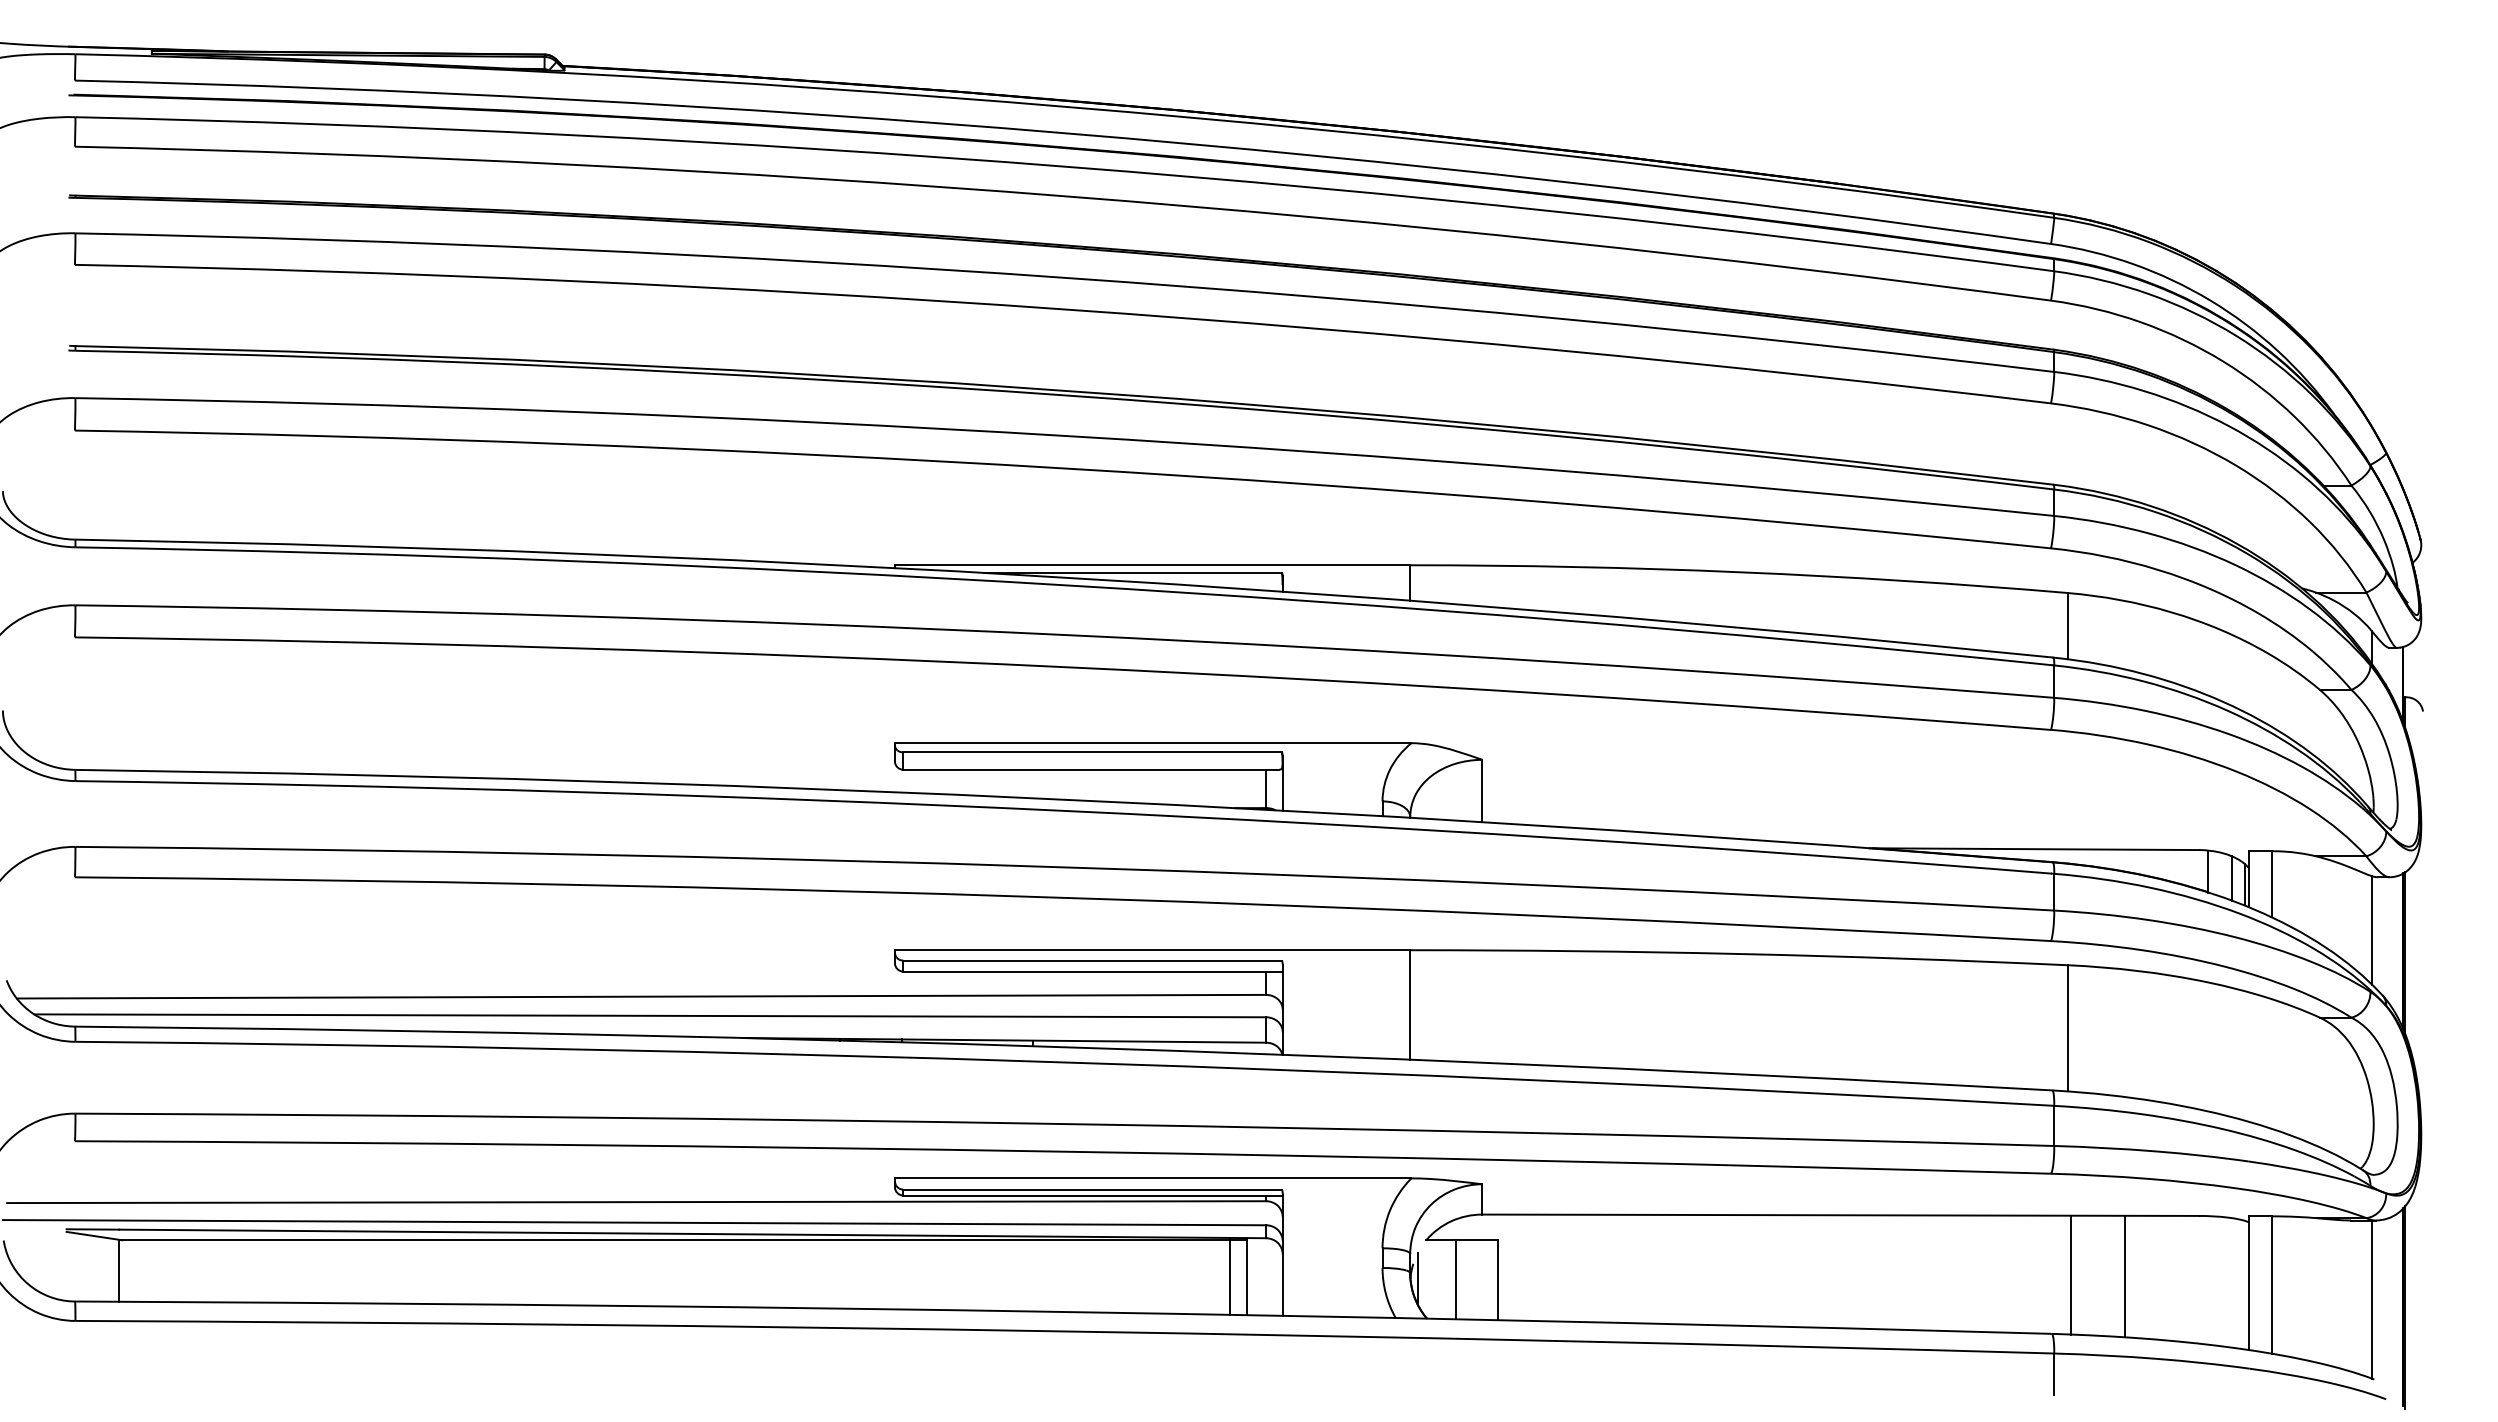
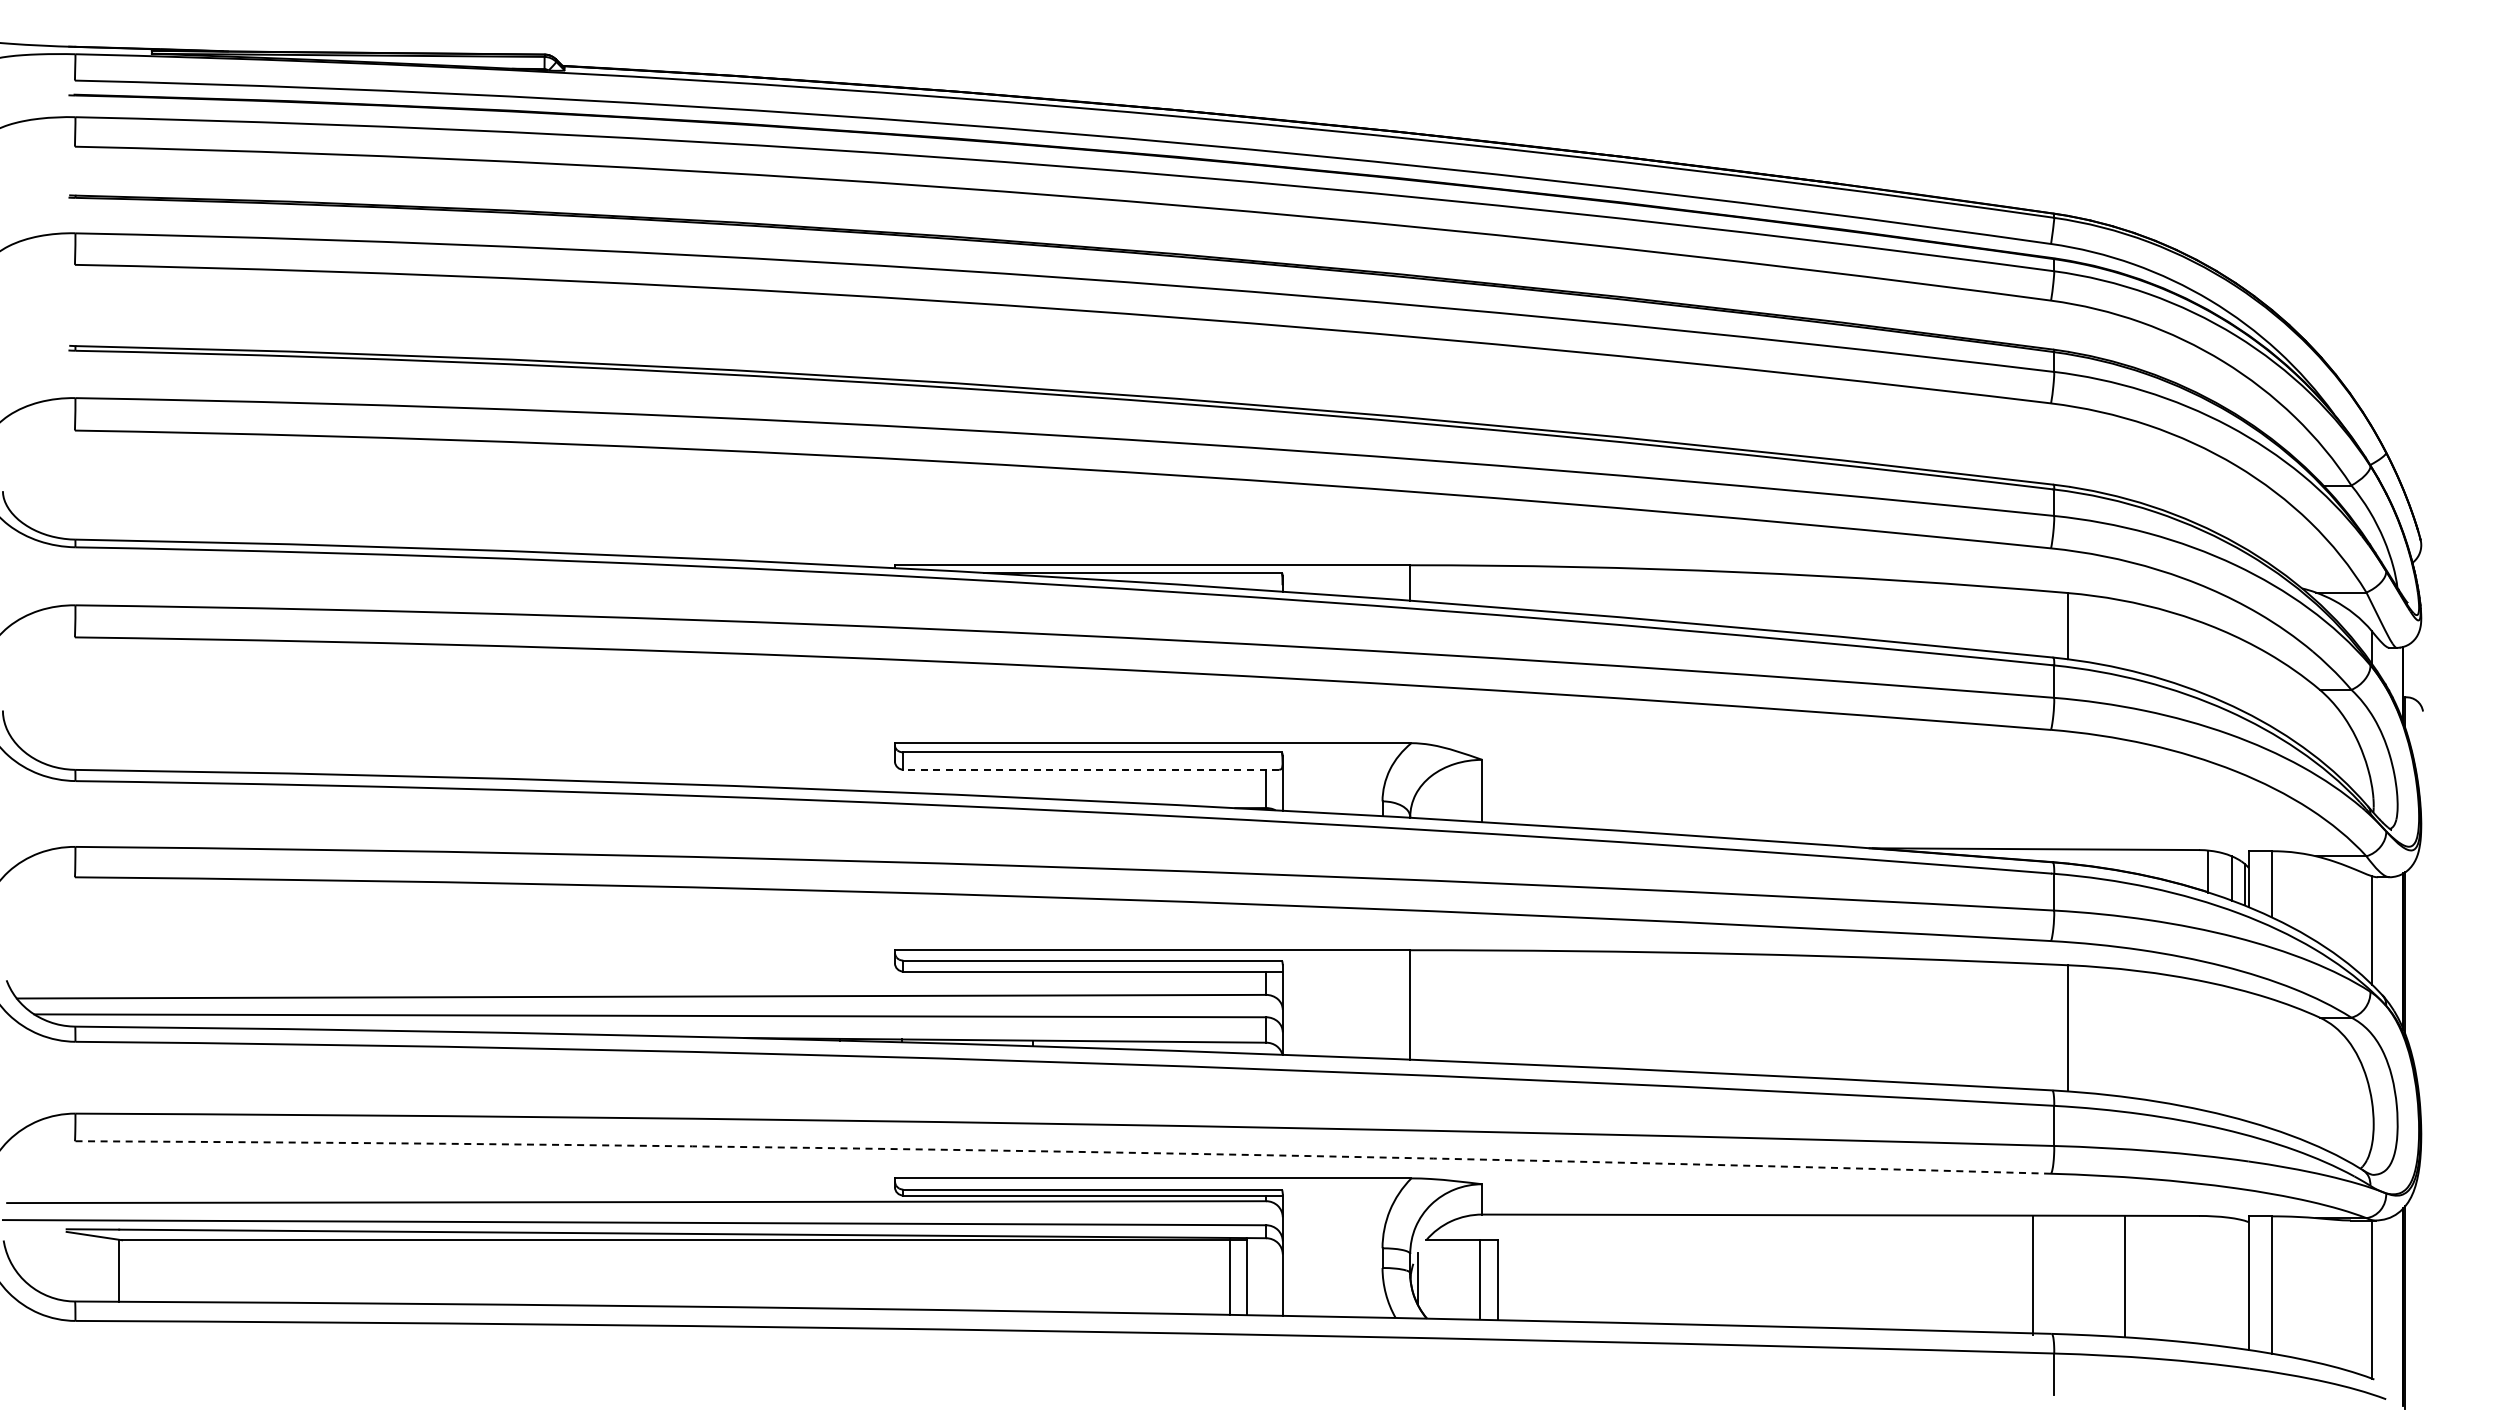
line: solid -> dashed (1091, 769)
arc: solid -> dashed (1063, 1151)
line position: (2070, 1274) -> (2032, 1274) (2032, 1274)
line position: (1455, 1279) -> (1479, 1279) (1479, 1279)
